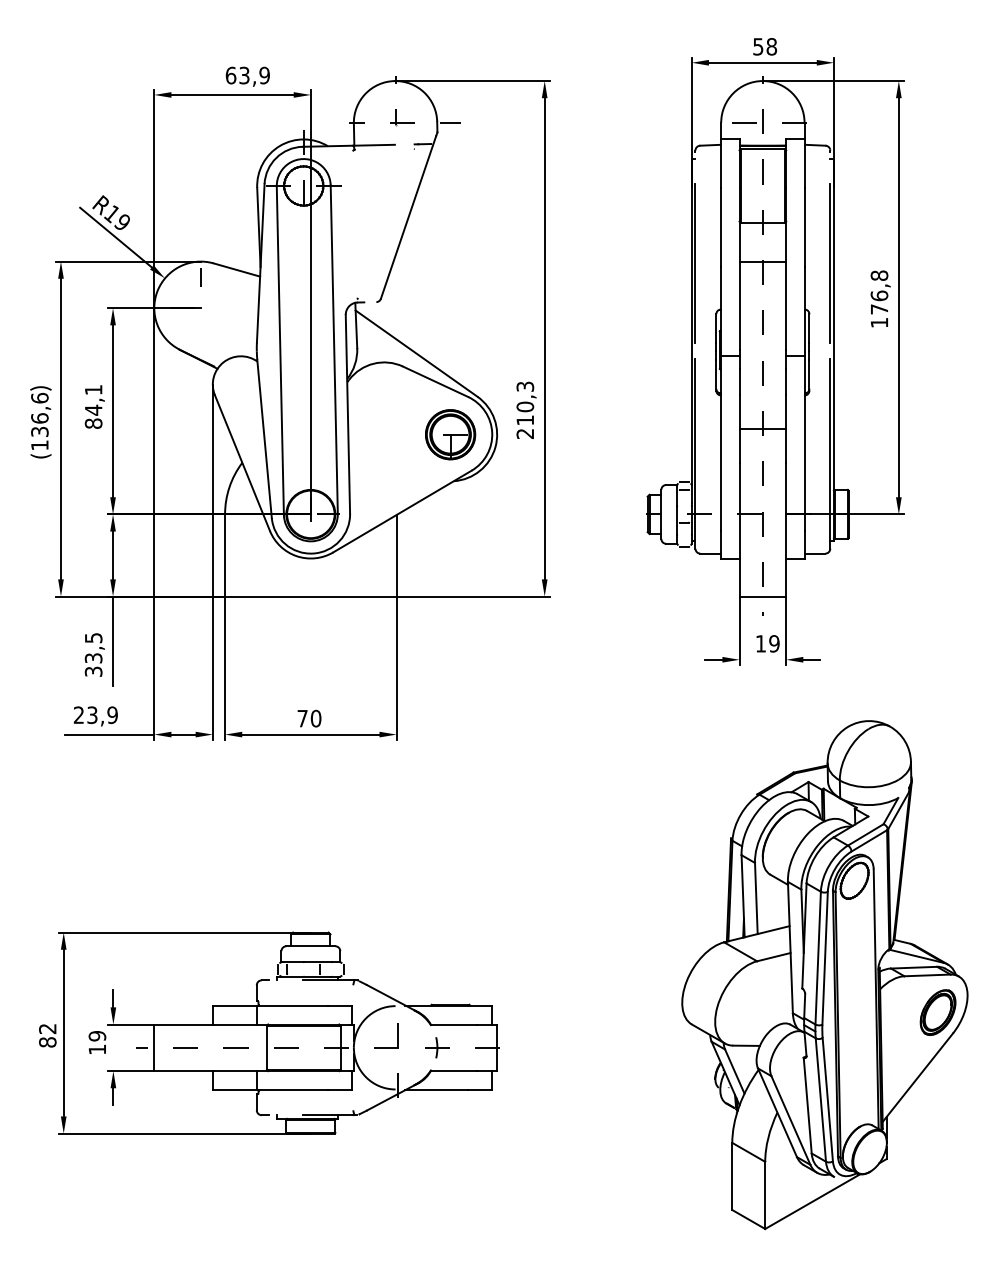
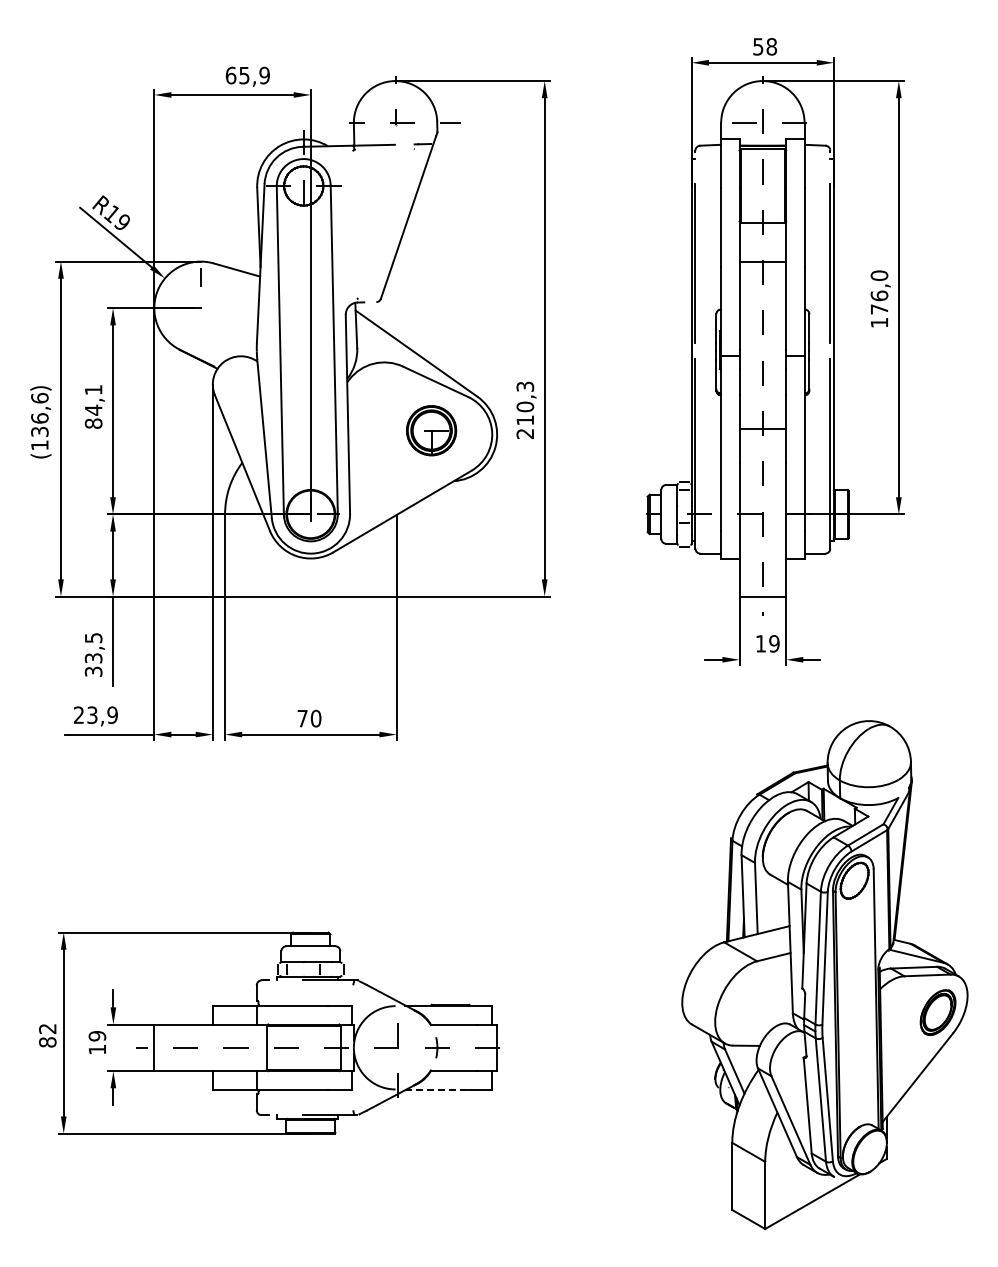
text: 63,9 -> 65,9 (244, 74)
text: 176,8 -> 176,0 (879, 275)
part position: (450, 434) -> (431, 430) (431, 430)
line: solid -> dashed (437, 1090)
